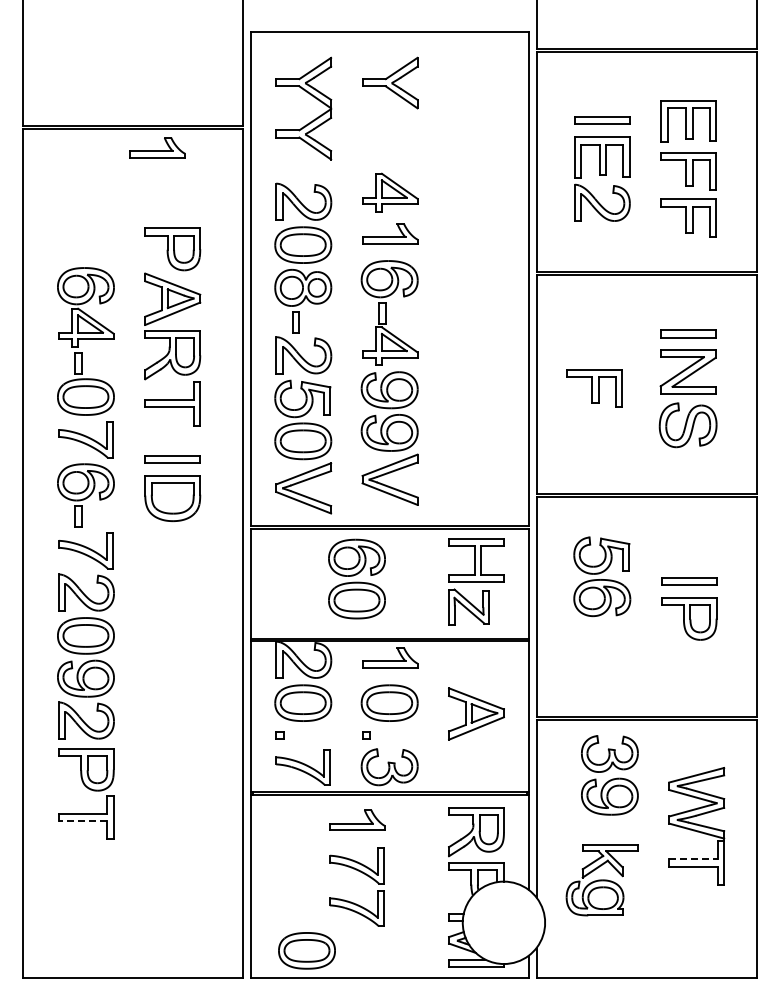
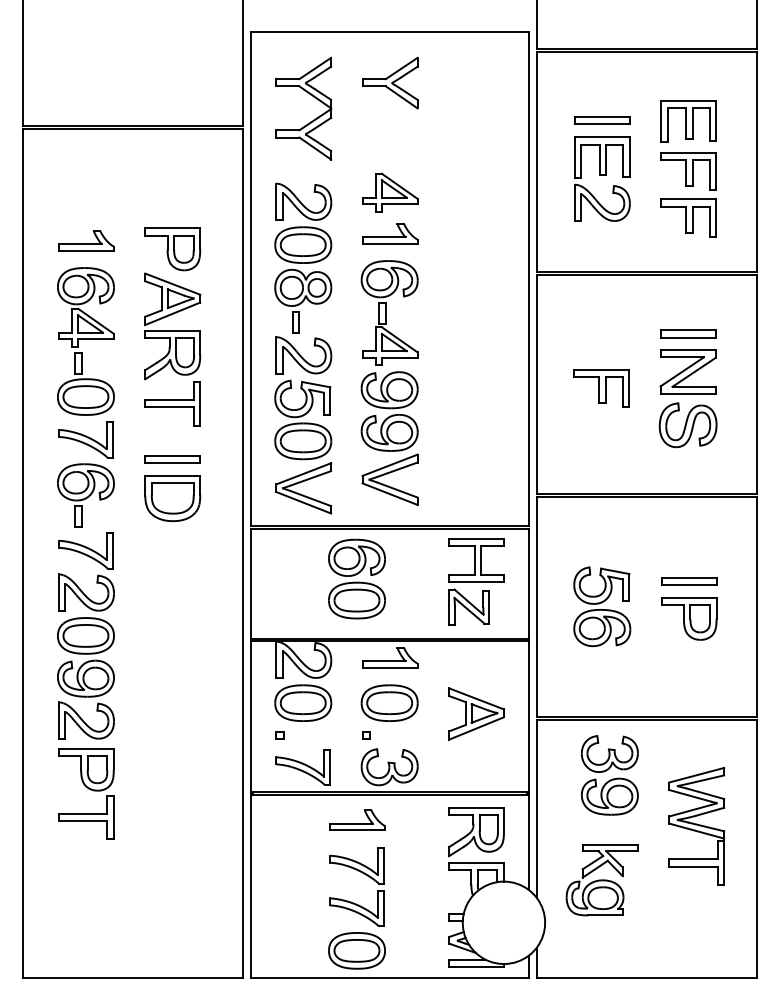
part position: (157, 147) -> (86, 240) (86, 240)
part position: (594, 388) -> (601, 388) (601, 388)
part position: (602, 576) -> (602, 606) (602, 606)
line: dashed -> solid (82, 821)
line: dashed -> solid (693, 859)
part position: (306, 950) -> (356, 950) (356, 950)
